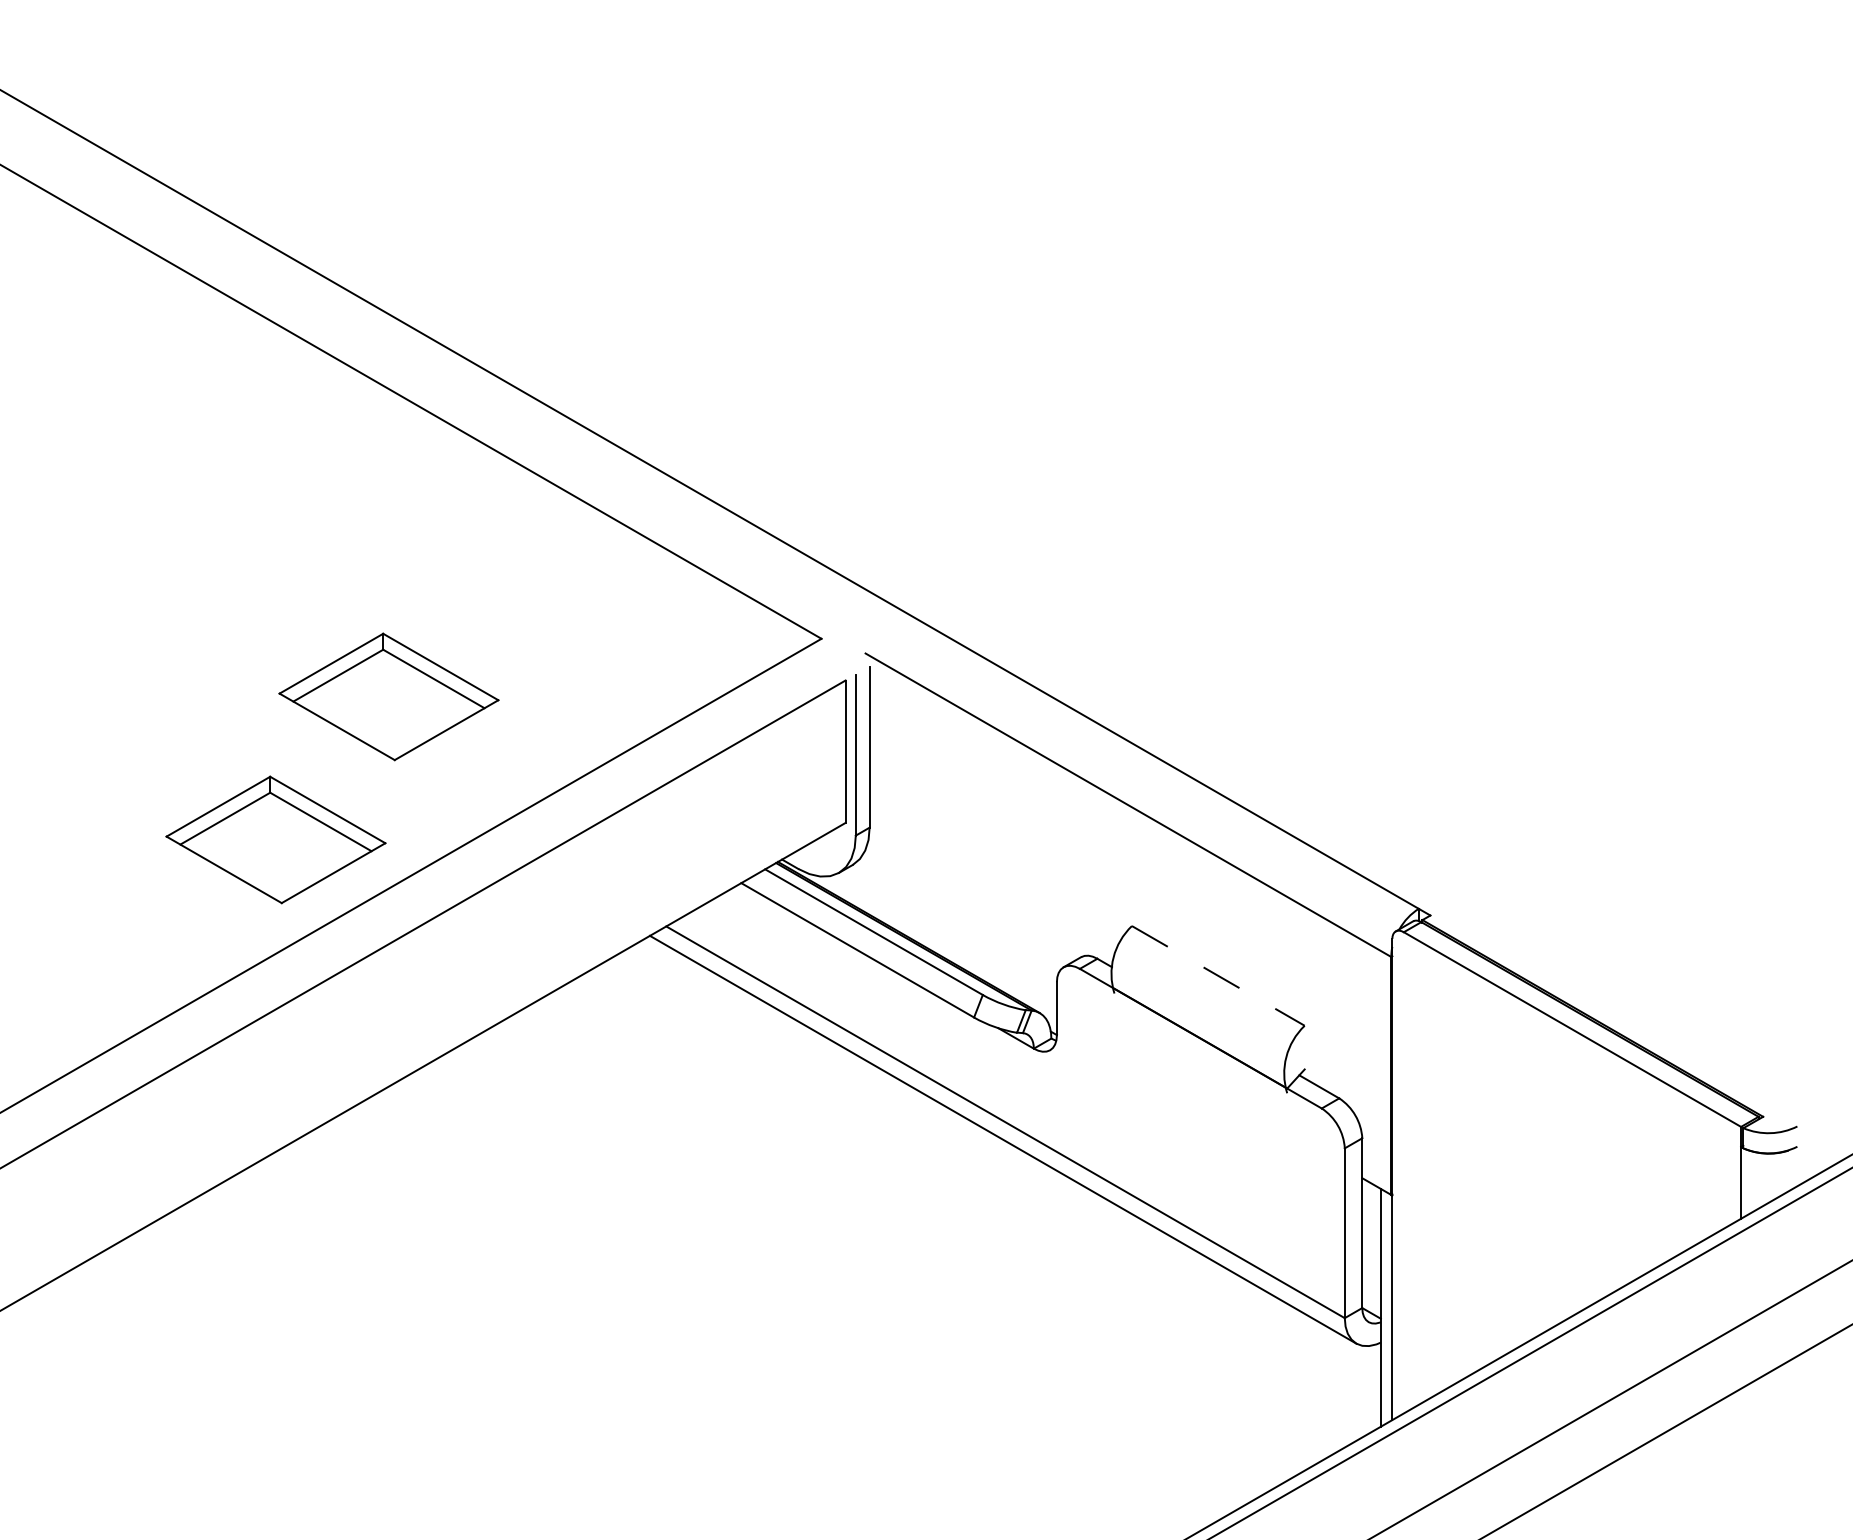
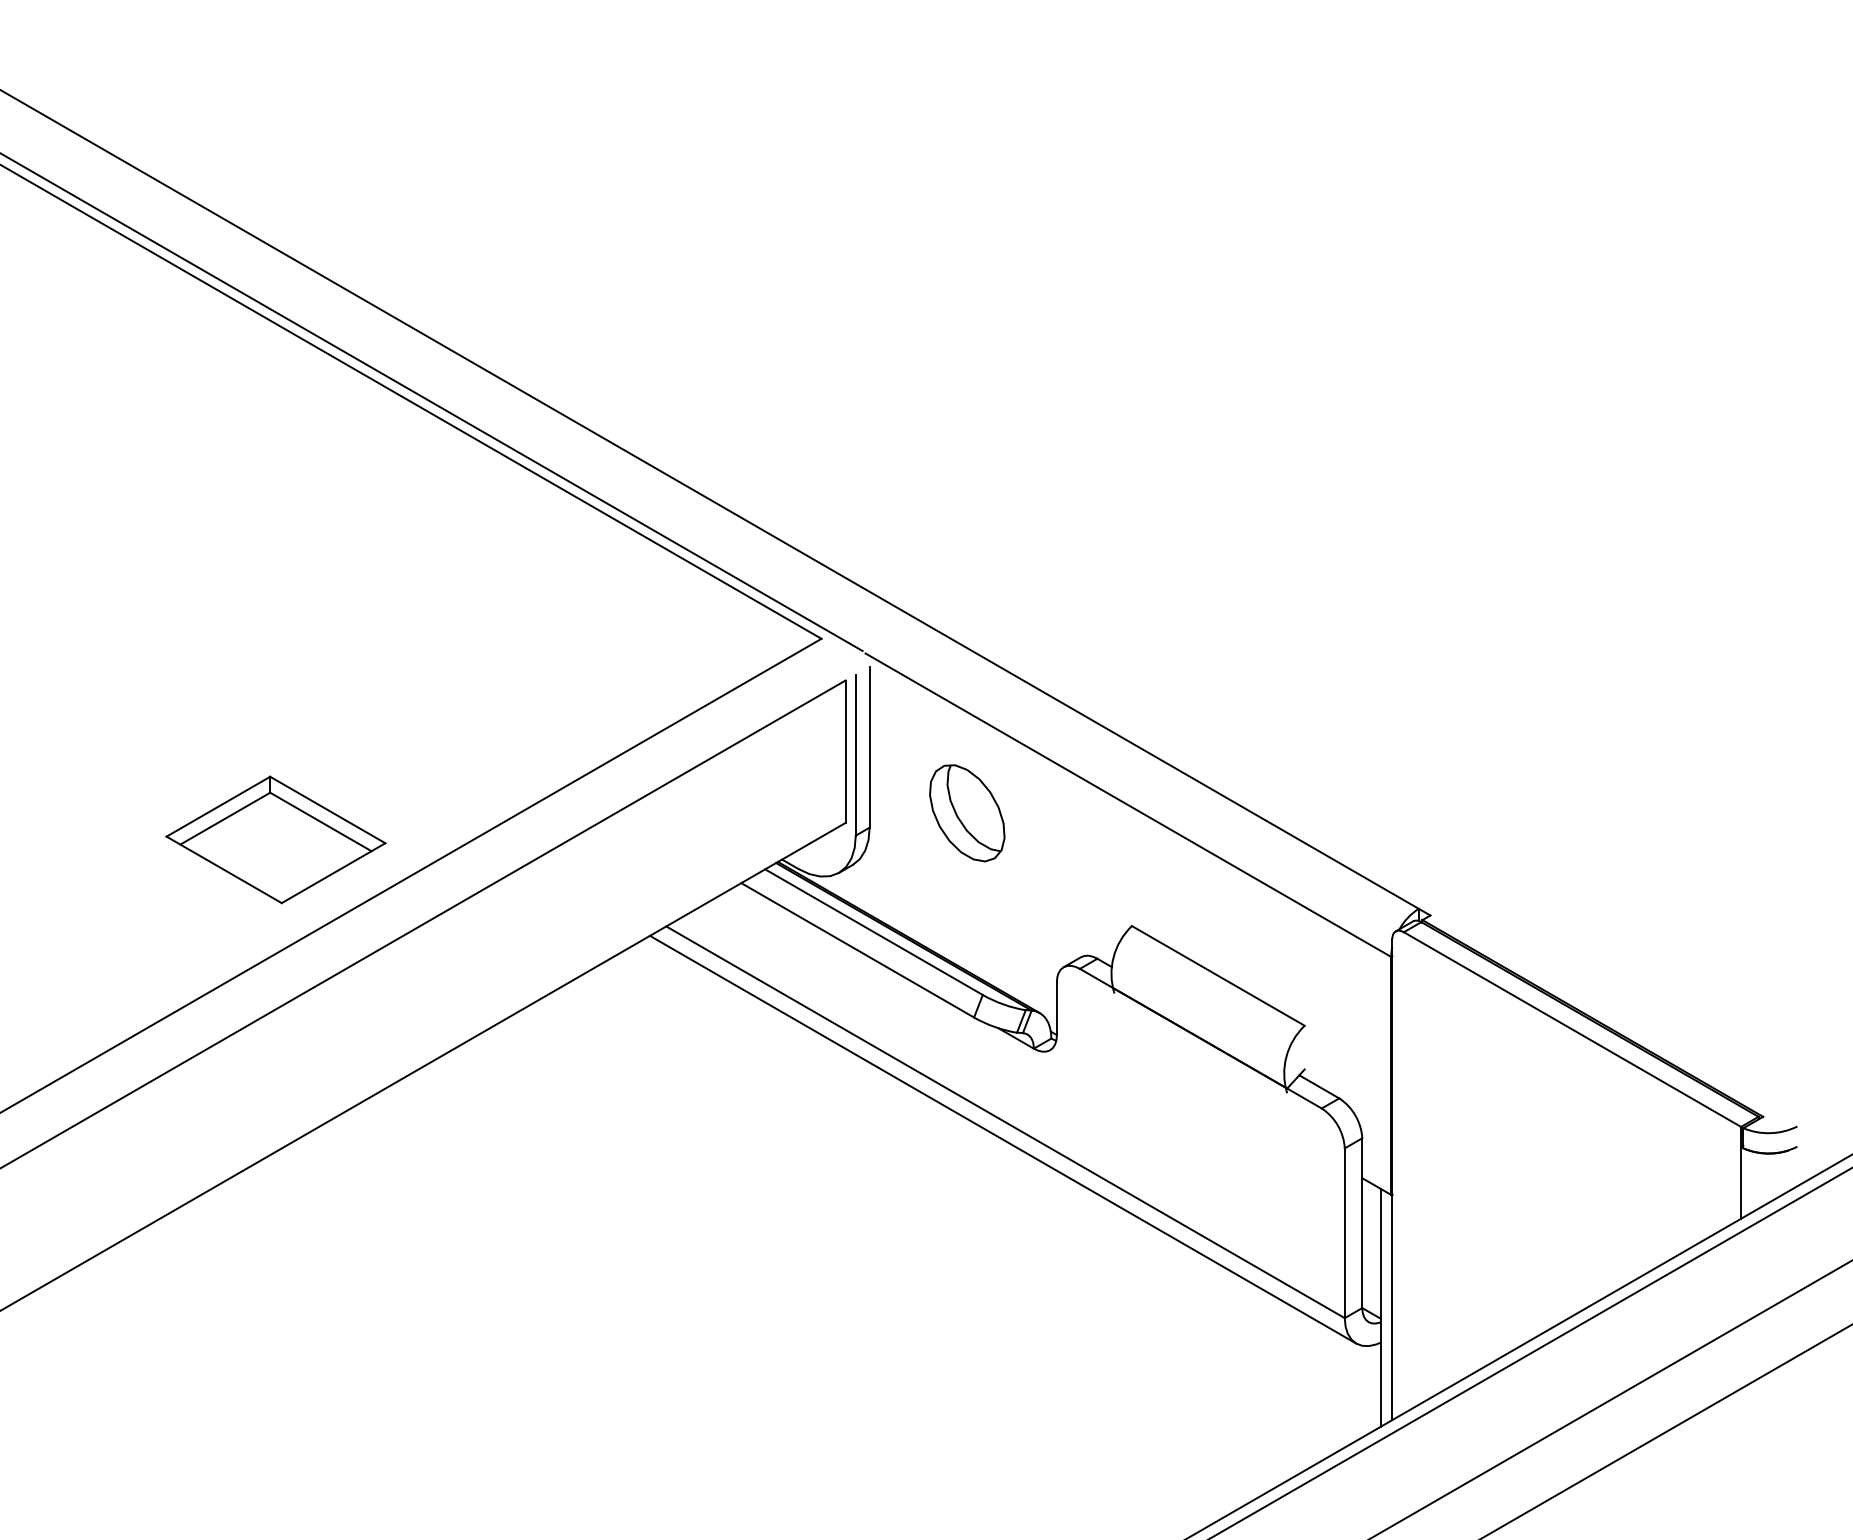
line: none -> present (432, 402)
part: present -> none (388, 696)
part: none -> present (967, 813)
line: dashed -> solid (1218, 975)
